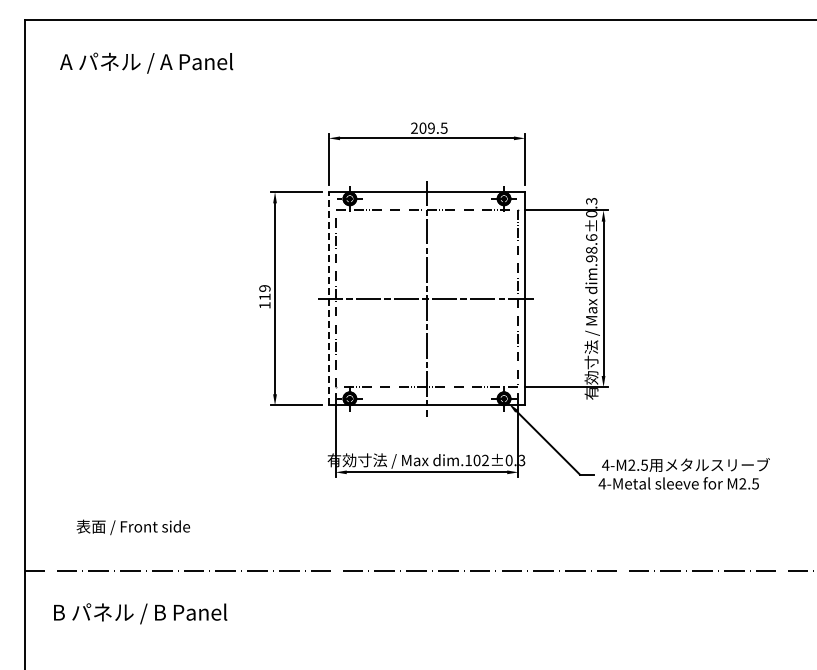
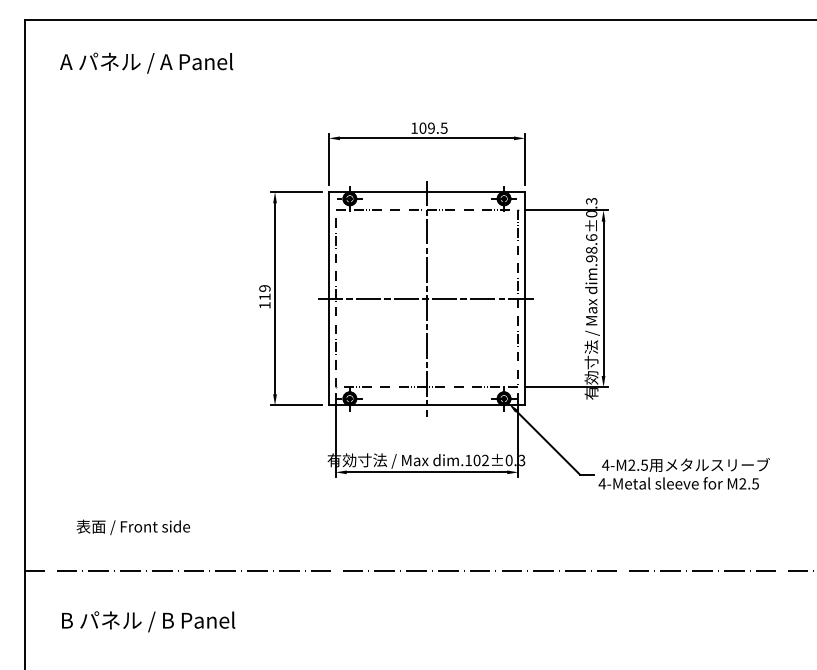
text: 209.5 -> 109.5 (414, 127)
line: dashed -> solid (328, 298)
text position: (140, 613) -> (148, 621) (148, 621)
